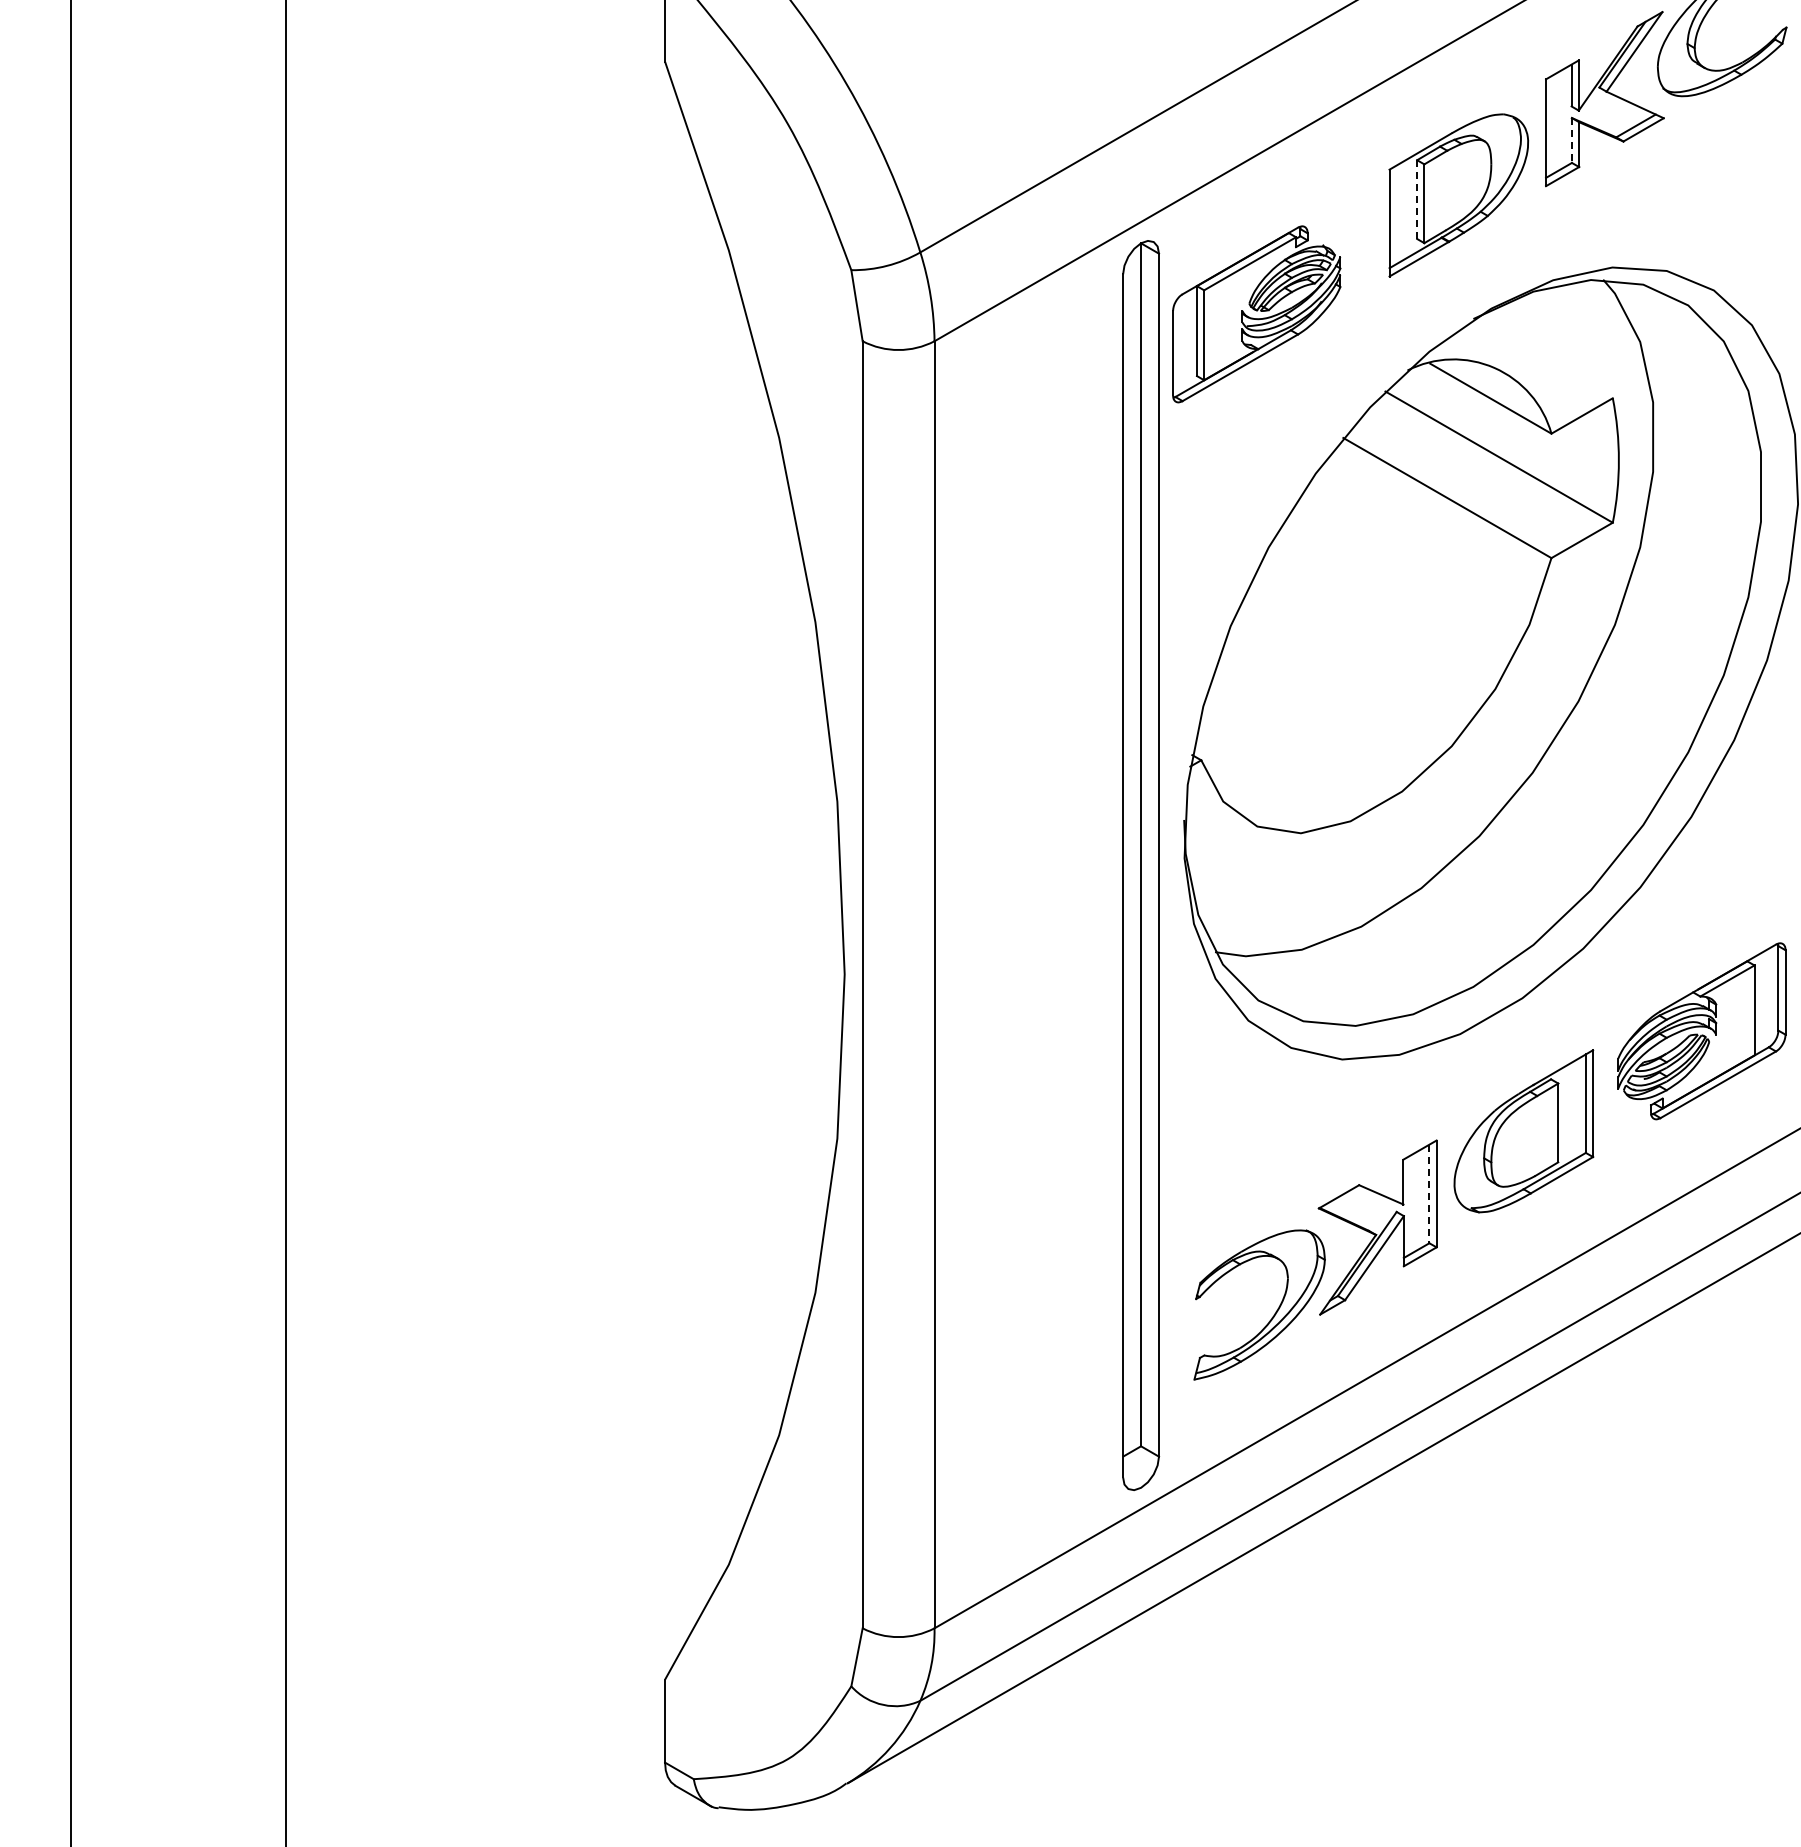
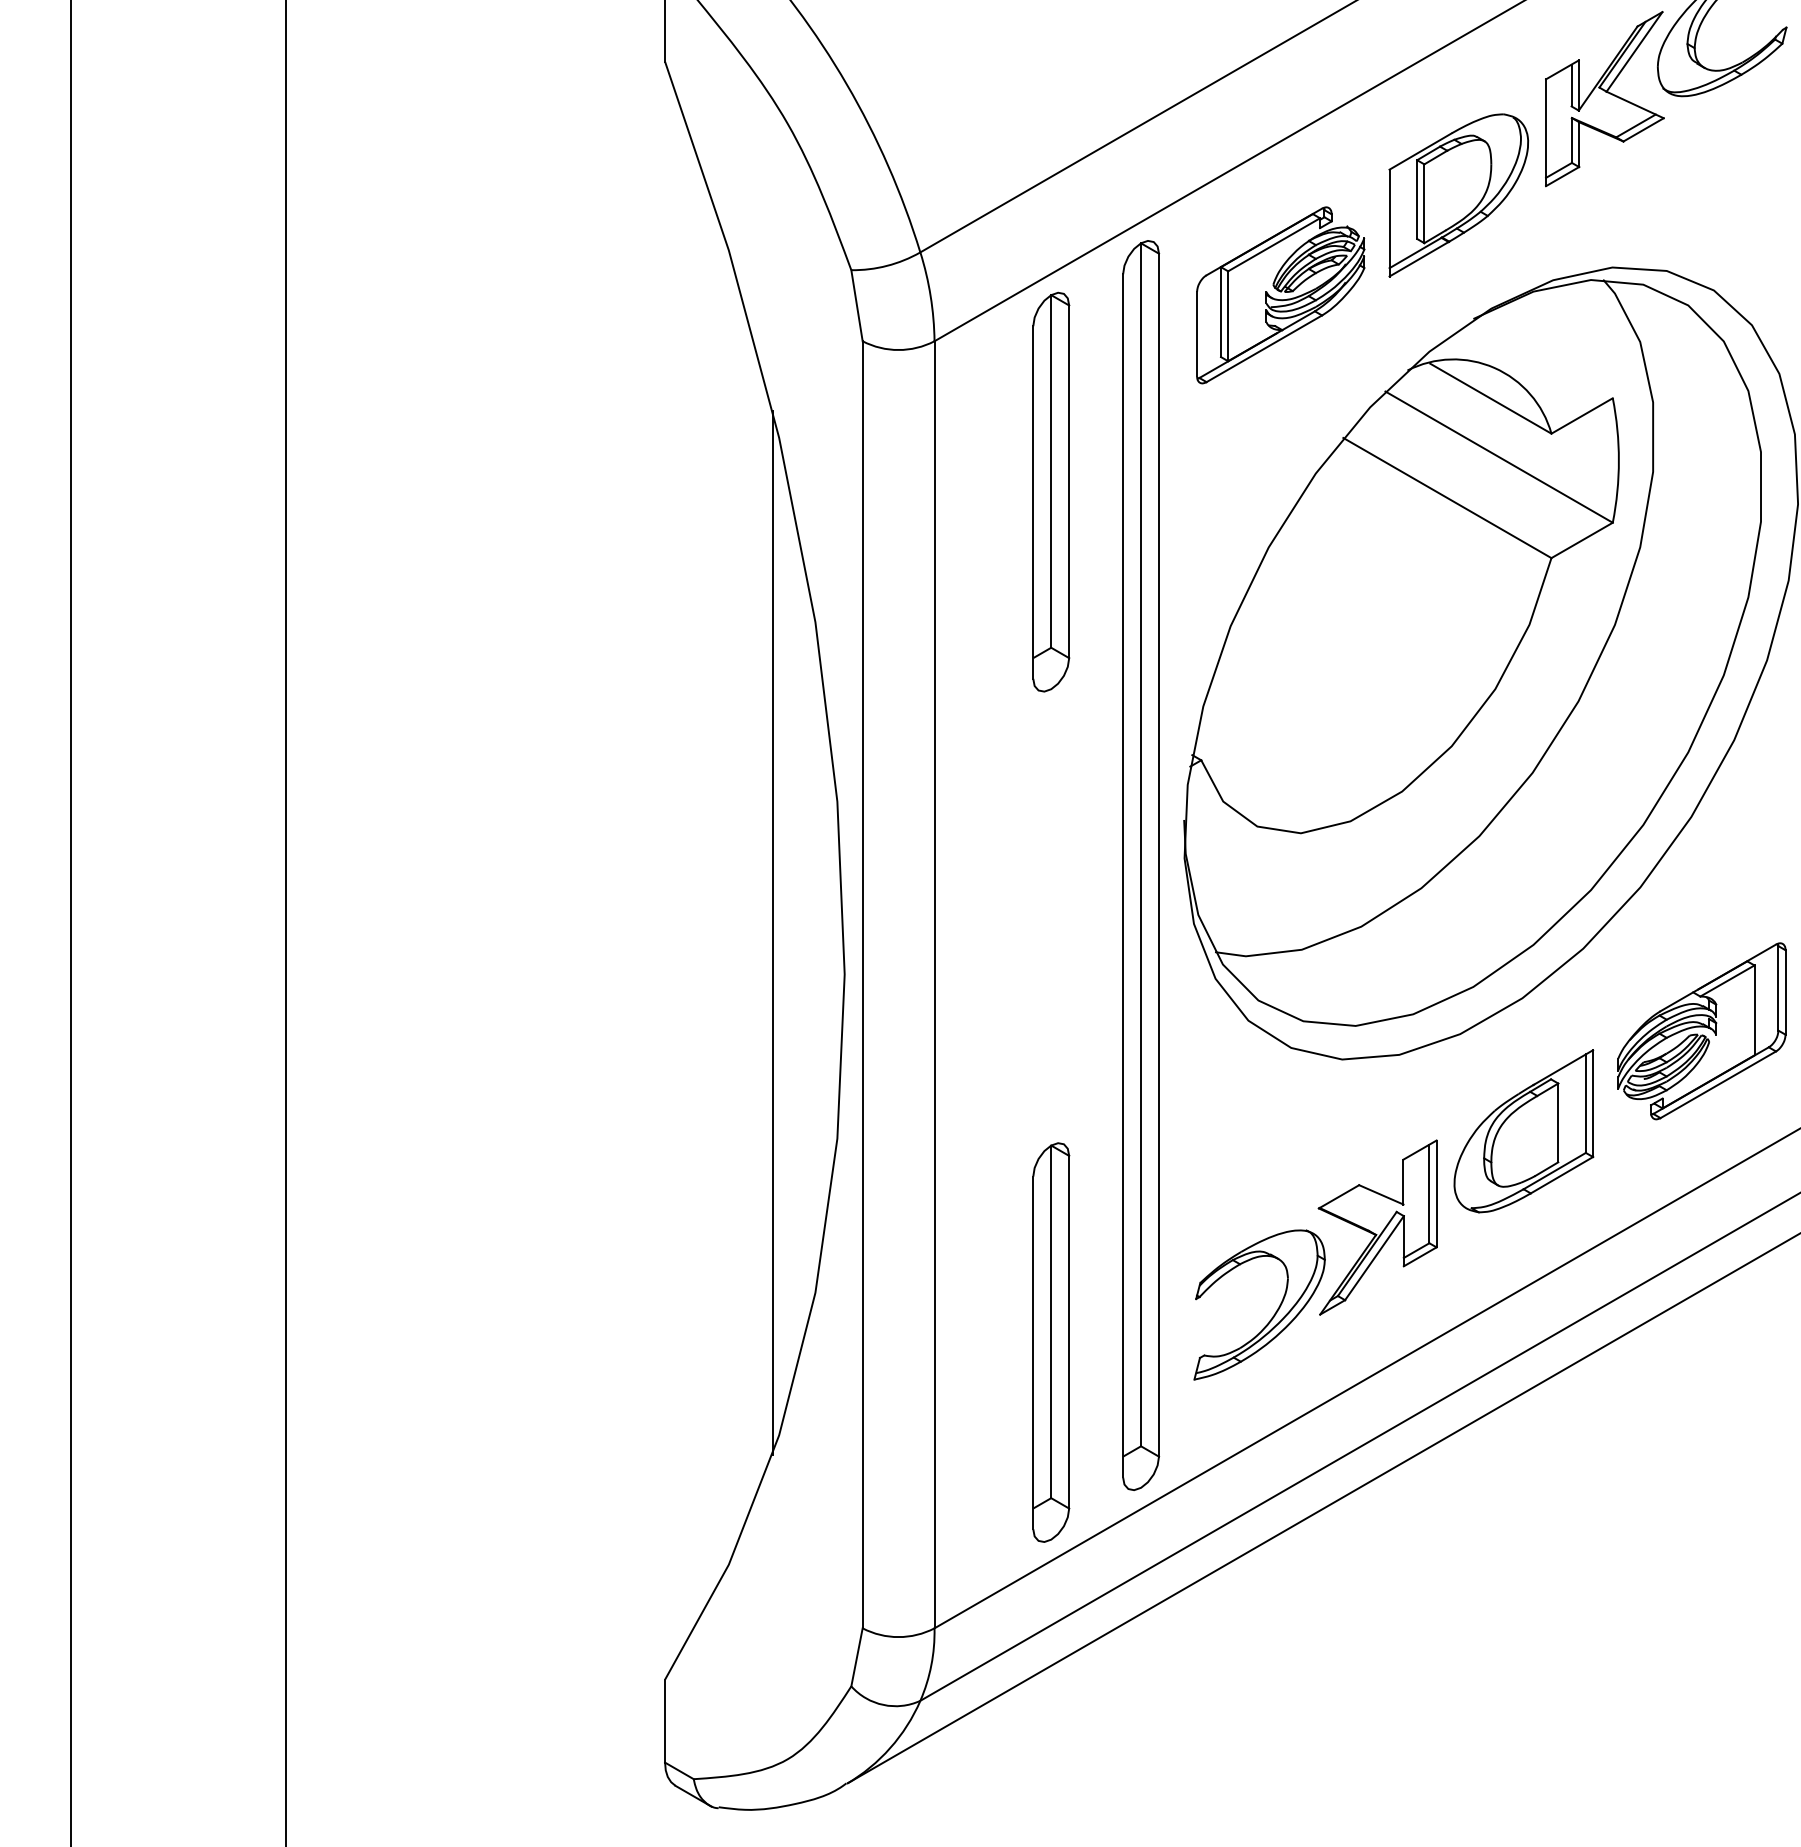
line: dashed -> solid (1571, 141)
line: dashed -> solid (1417, 199)
part position: (1256, 314) -> (1280, 295) (1280, 295)
part: none -> present (1051, 491)
line: none -> present (772, 932)
line: dashed -> solid (1429, 1194)
part: none -> present (1051, 1342)
